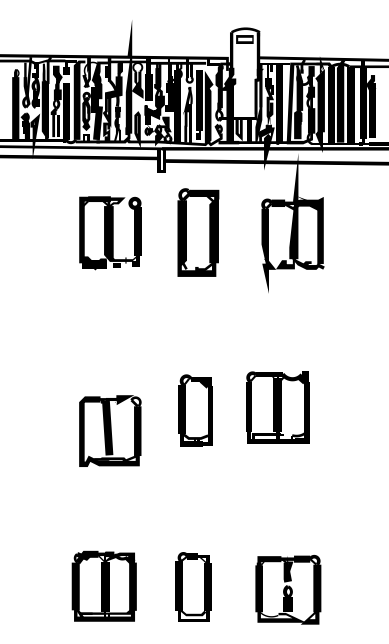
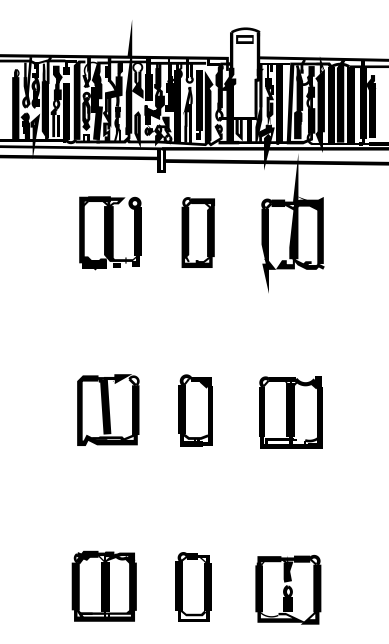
part size: 43x89 px -> 34x71 px (197, 232)
part position: (277, 407) -> (290, 412) (290, 412)
part position: (110, 430) -> (108, 409) (108, 409)
